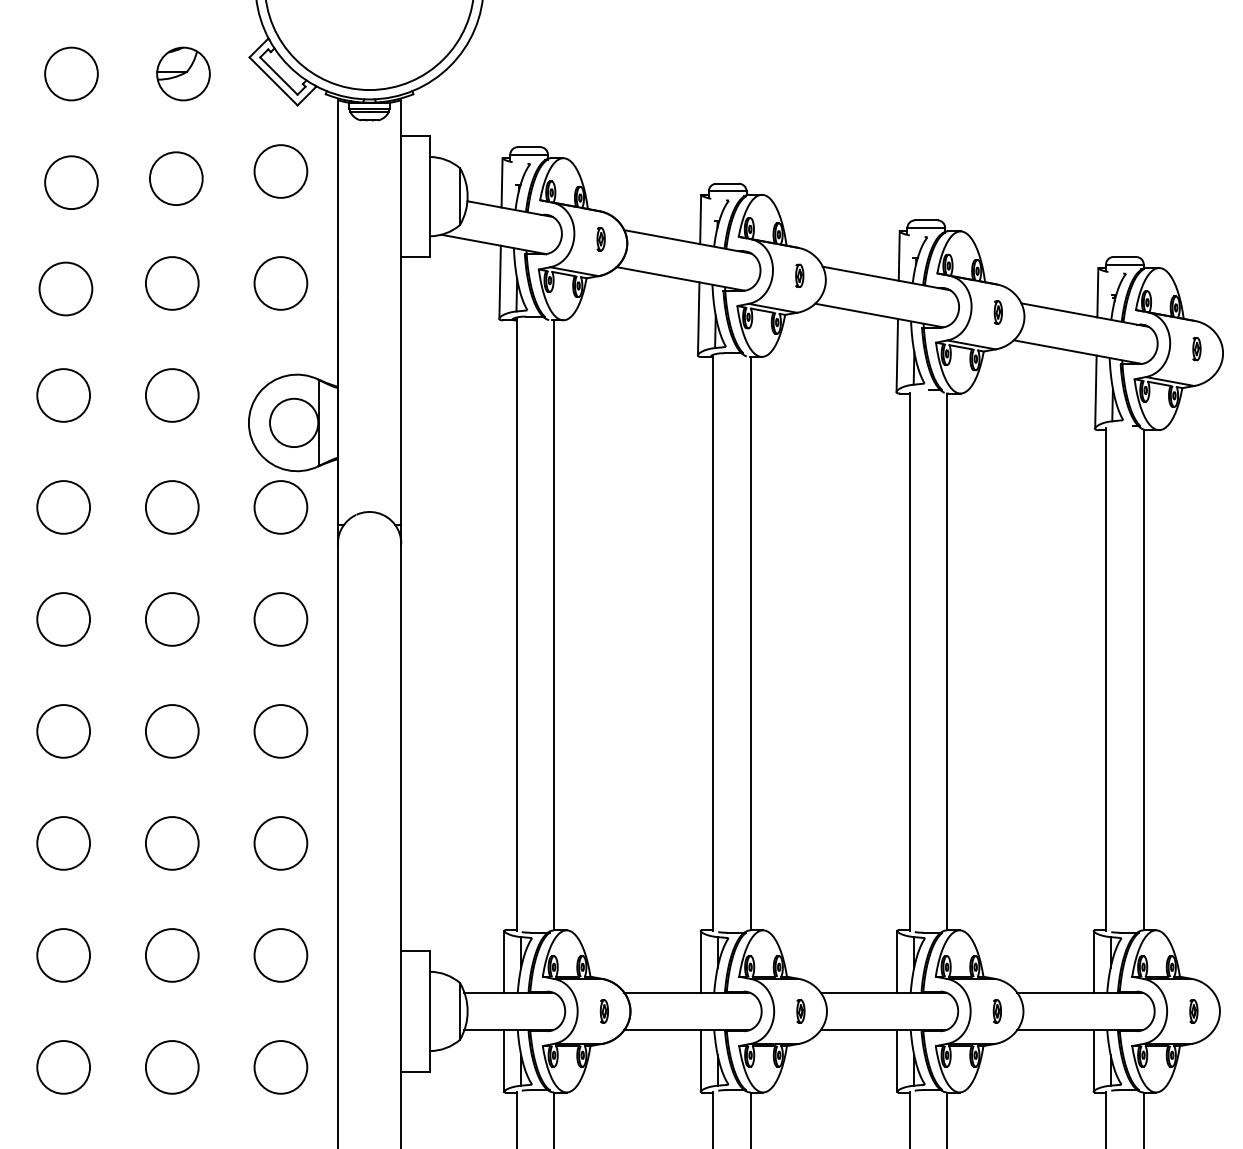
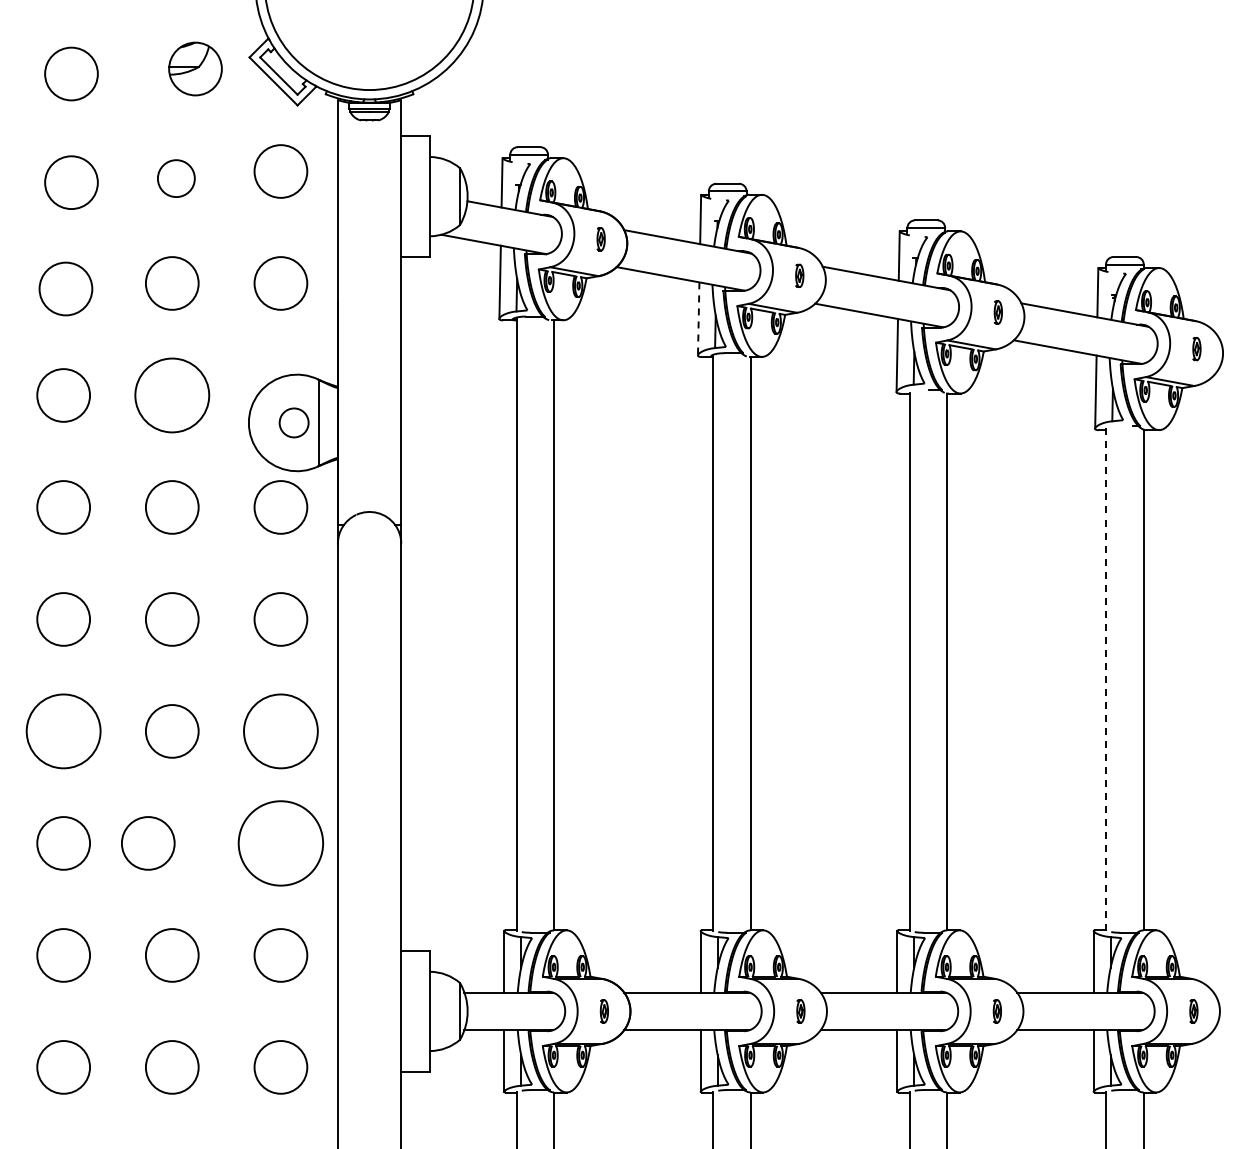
part position: (183, 73) -> (195, 68) (195, 68)
circle size: 55x55 px -> 39x39 px (176, 178)
line: solid -> dashed (698, 318)
circle diameter: 53 px -> 74 px (172, 395)
circle diameter: 48 px -> 29 px (293, 422)
line: solid -> dashed (1106, 679)
circle diameter: 53 px -> 74 px (63, 731)
circle diameter: 53 px -> 74 px (280, 731)
circle position: (172, 843) -> (148, 843) (148, 843)
circle diameter: 53 px -> 84 px (280, 843)
